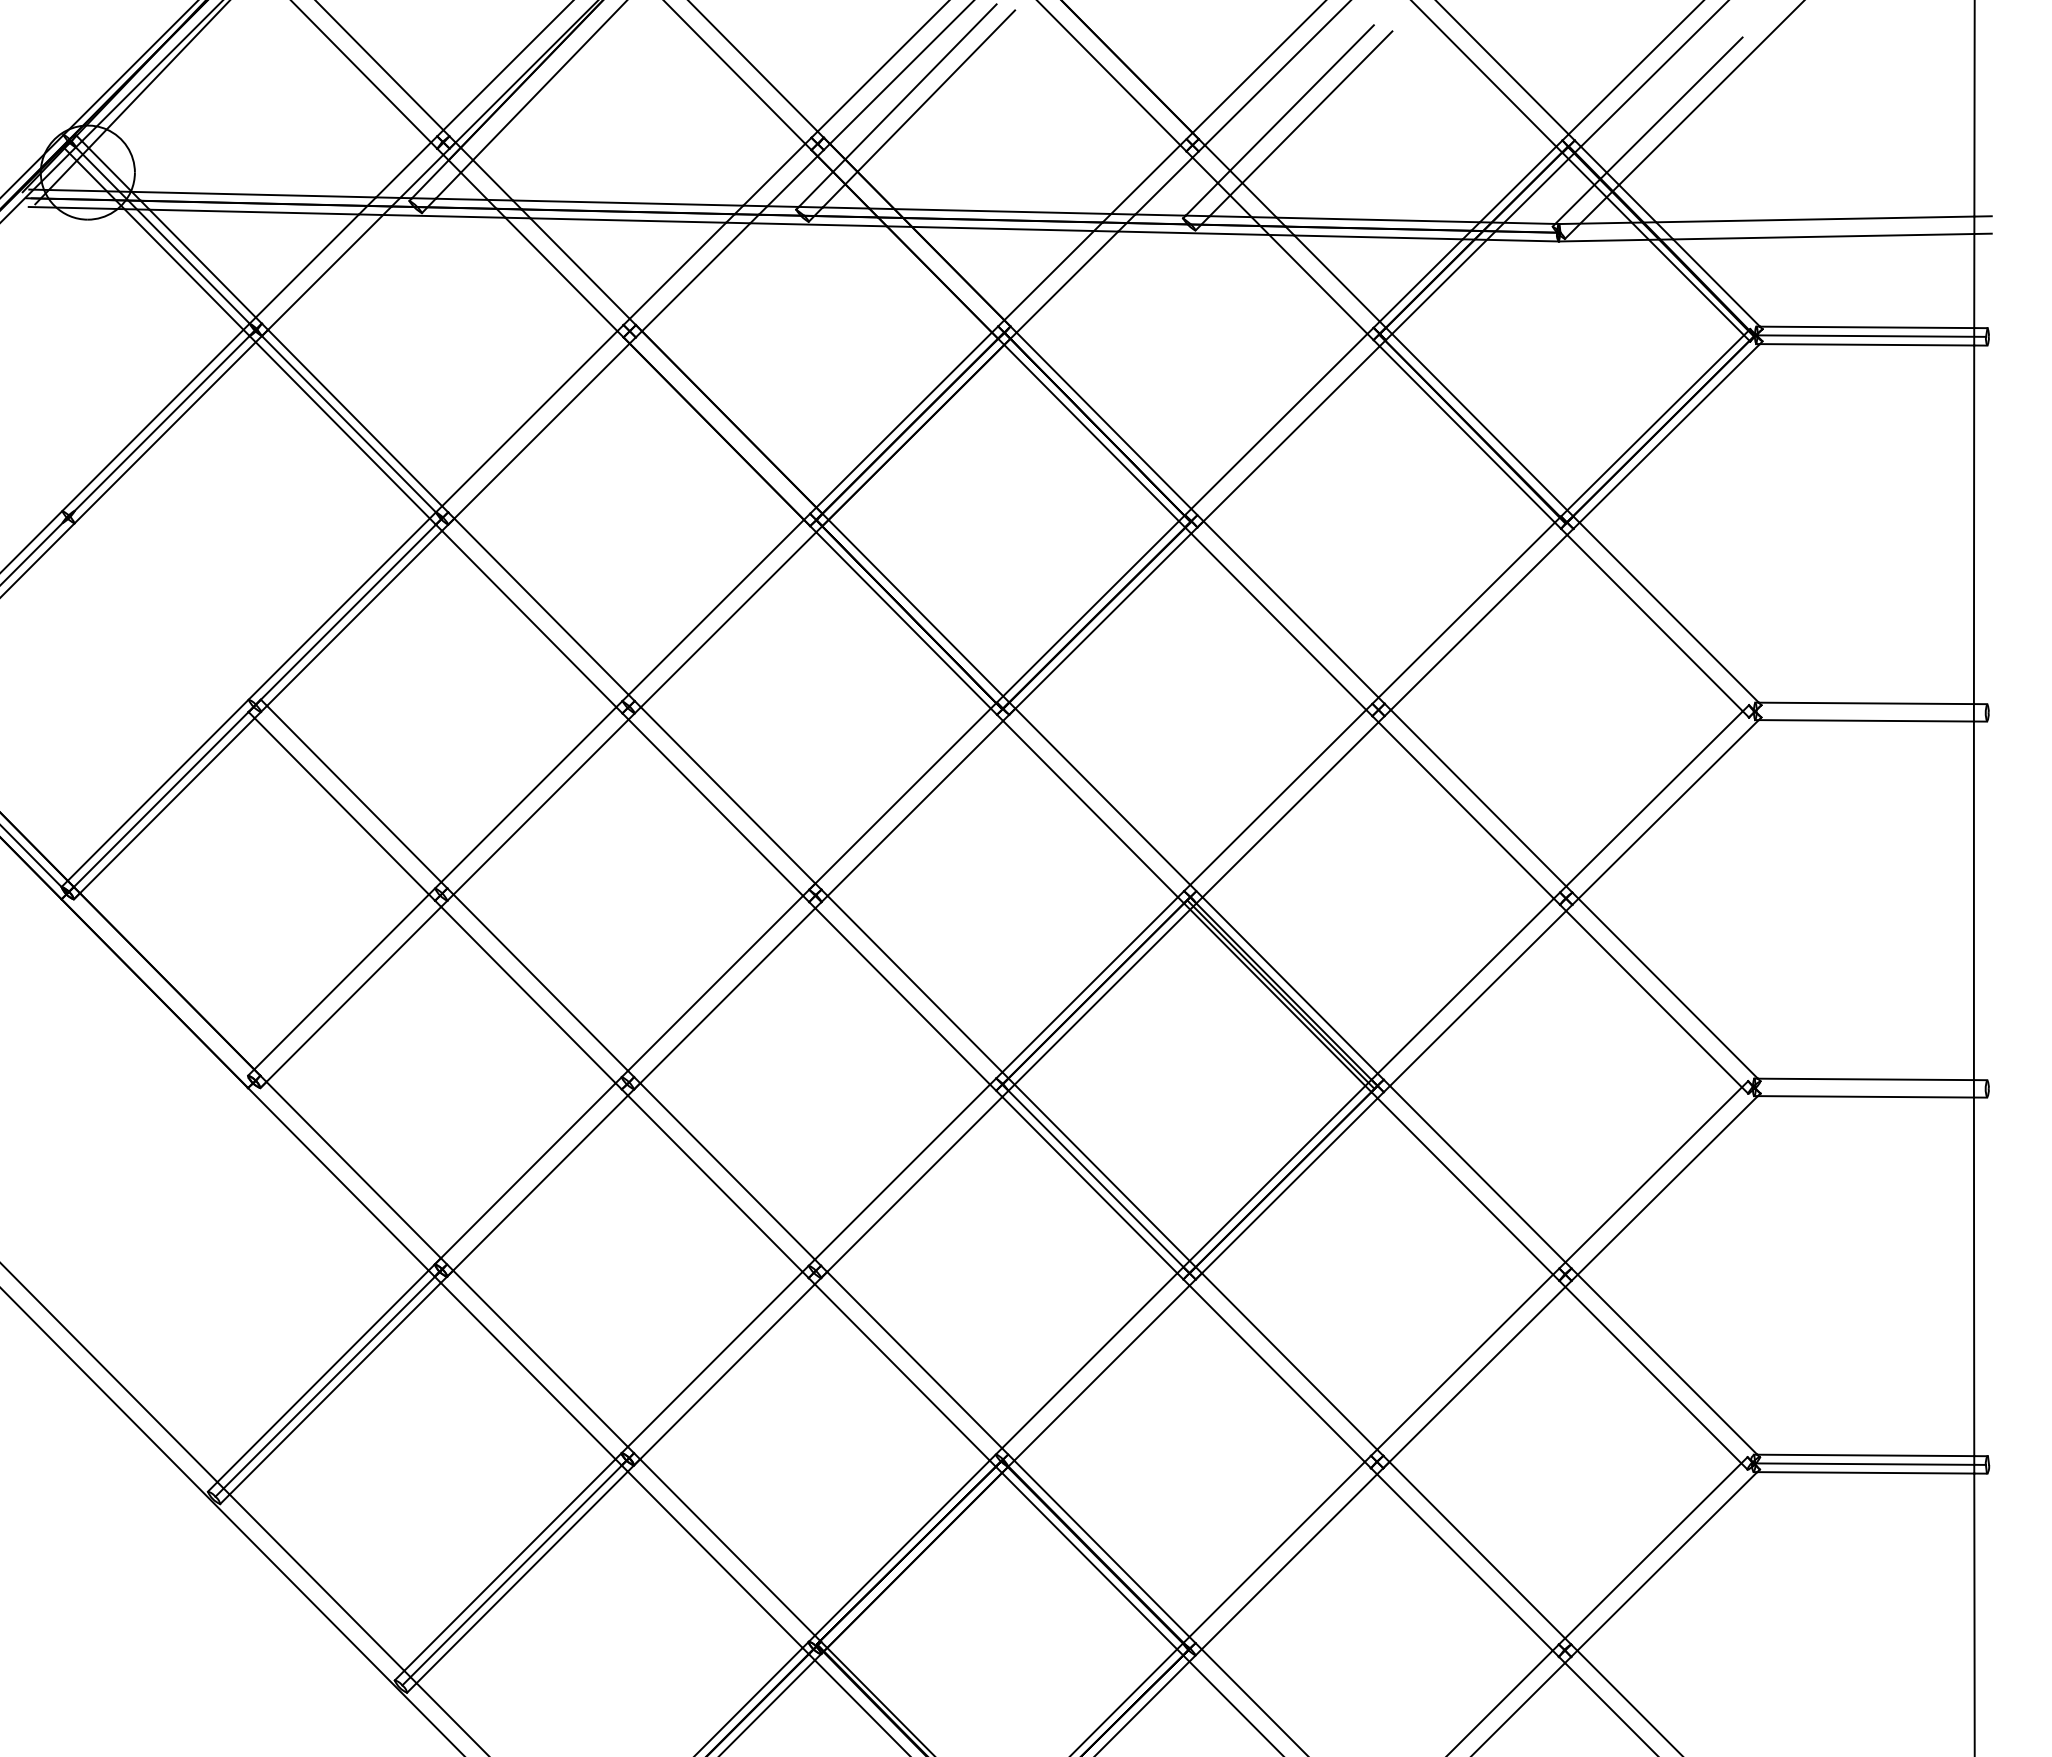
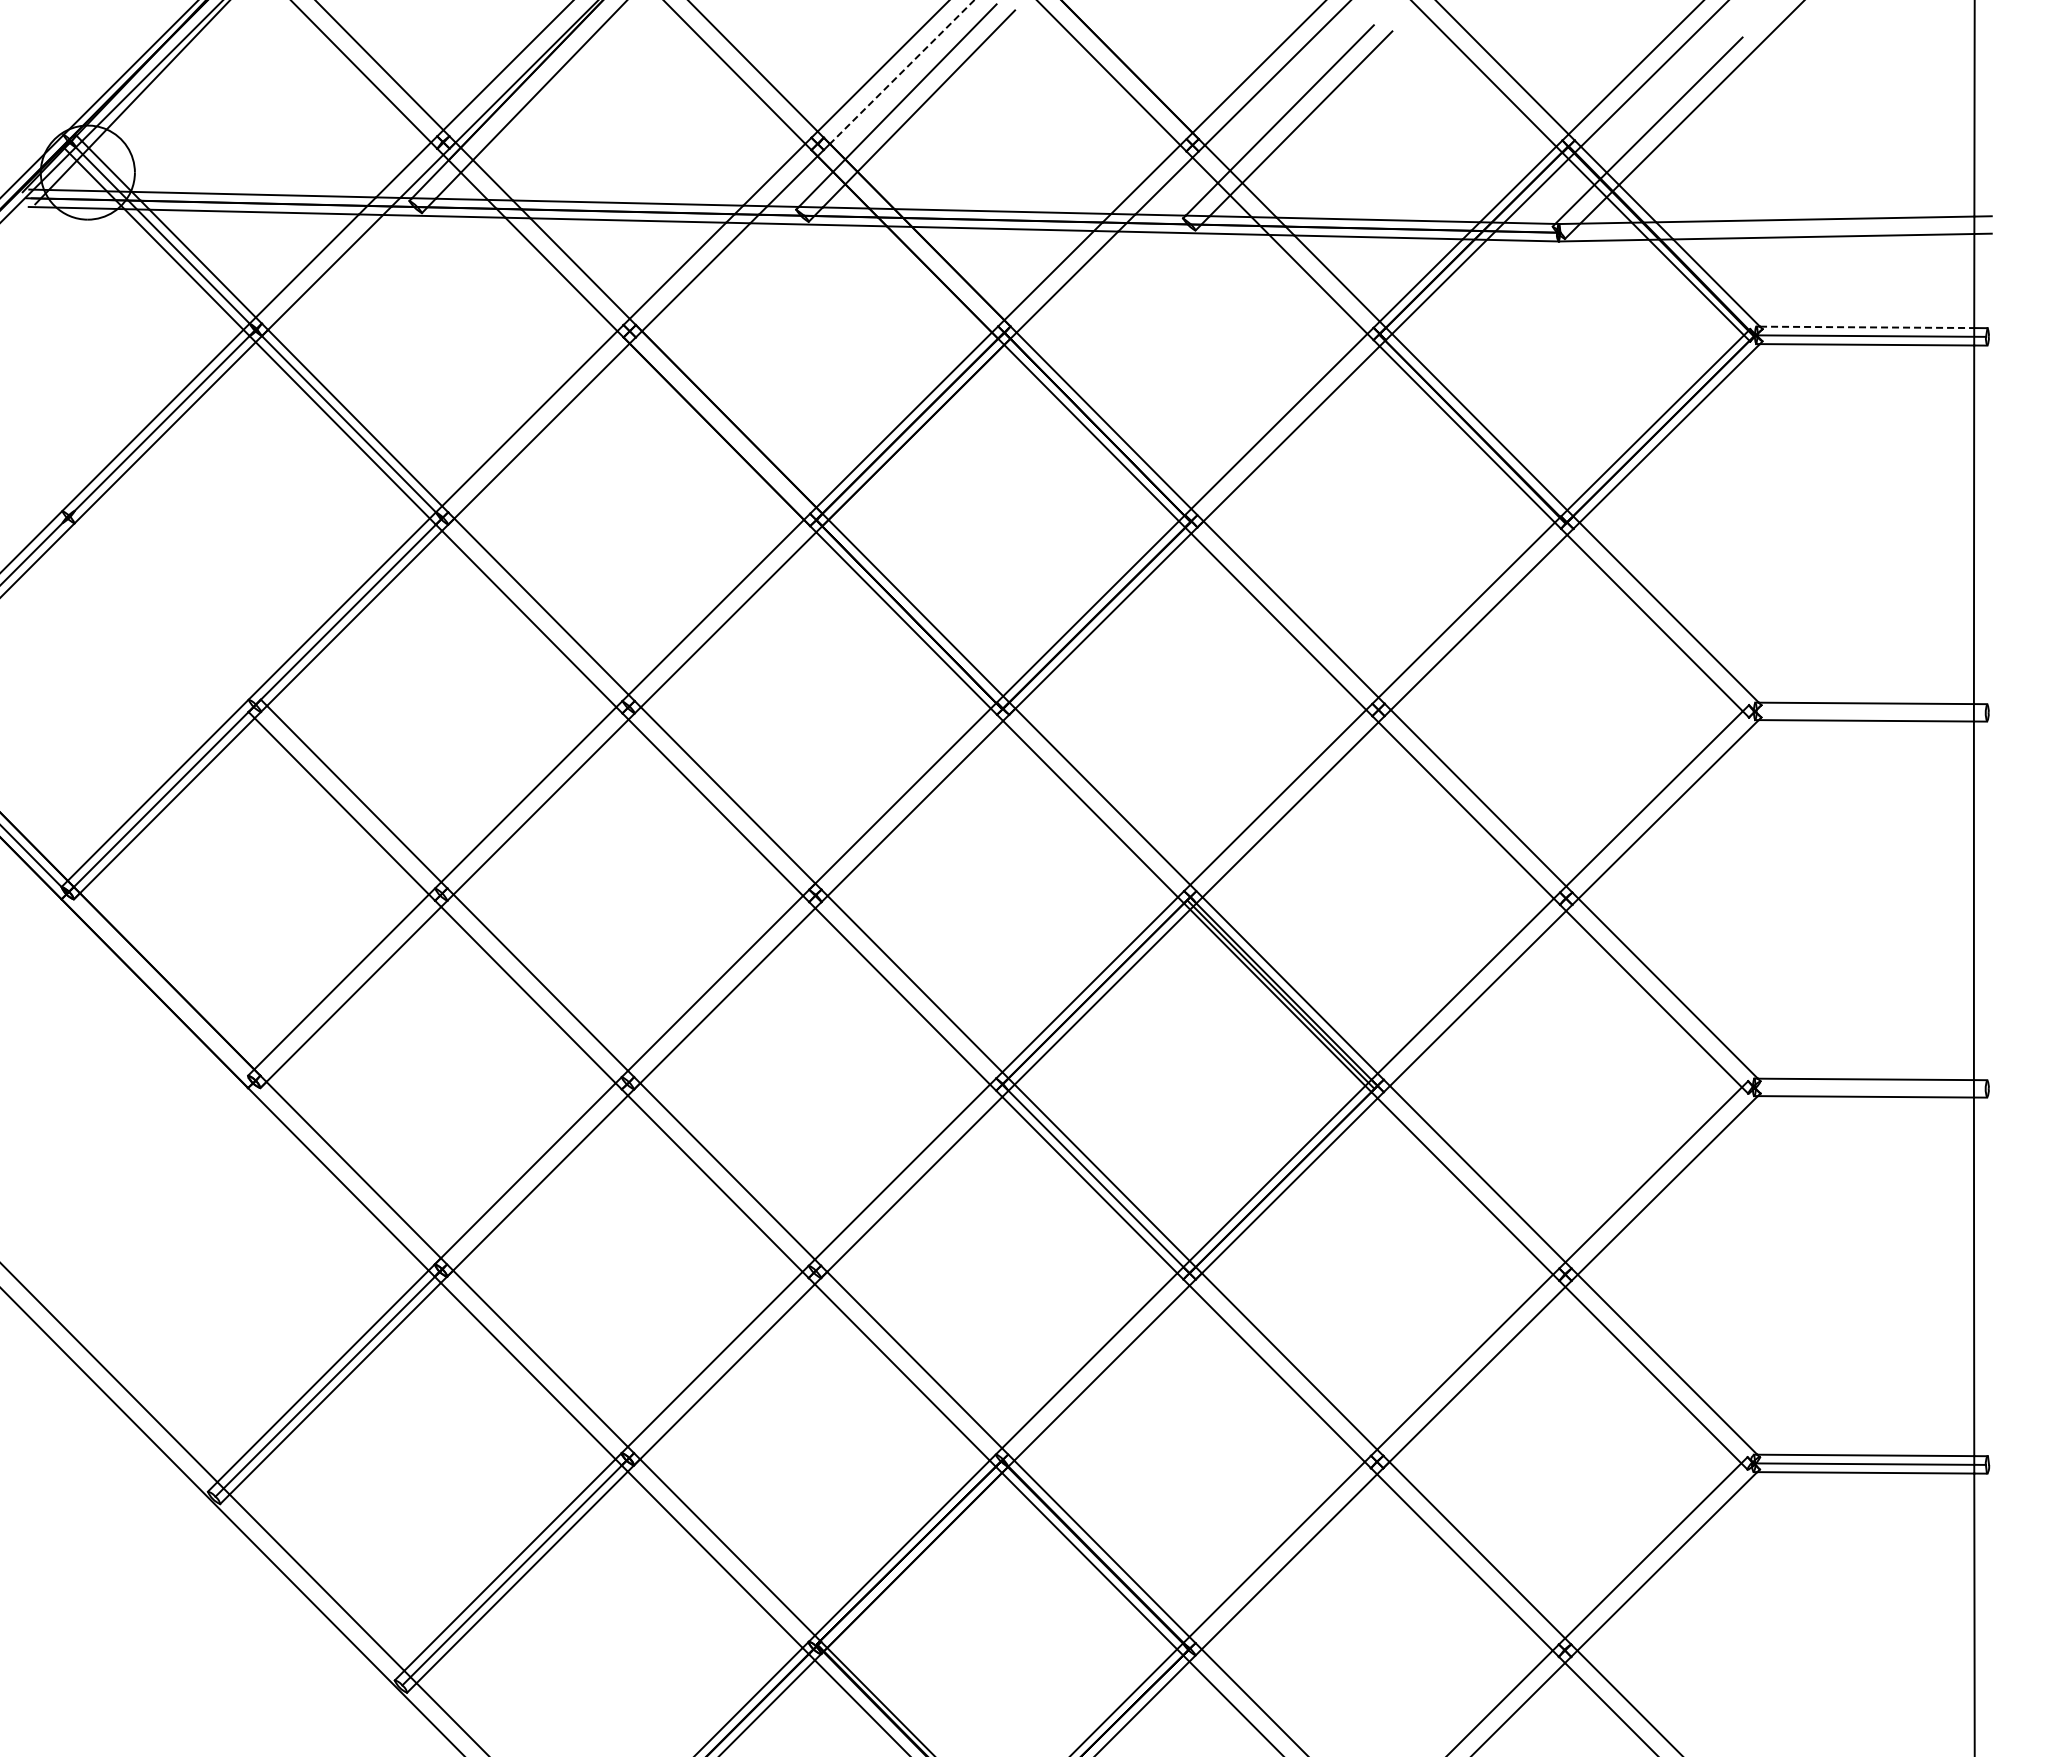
line: solid -> dashed (902, 72)
line: solid -> dashed (1867, 327)
